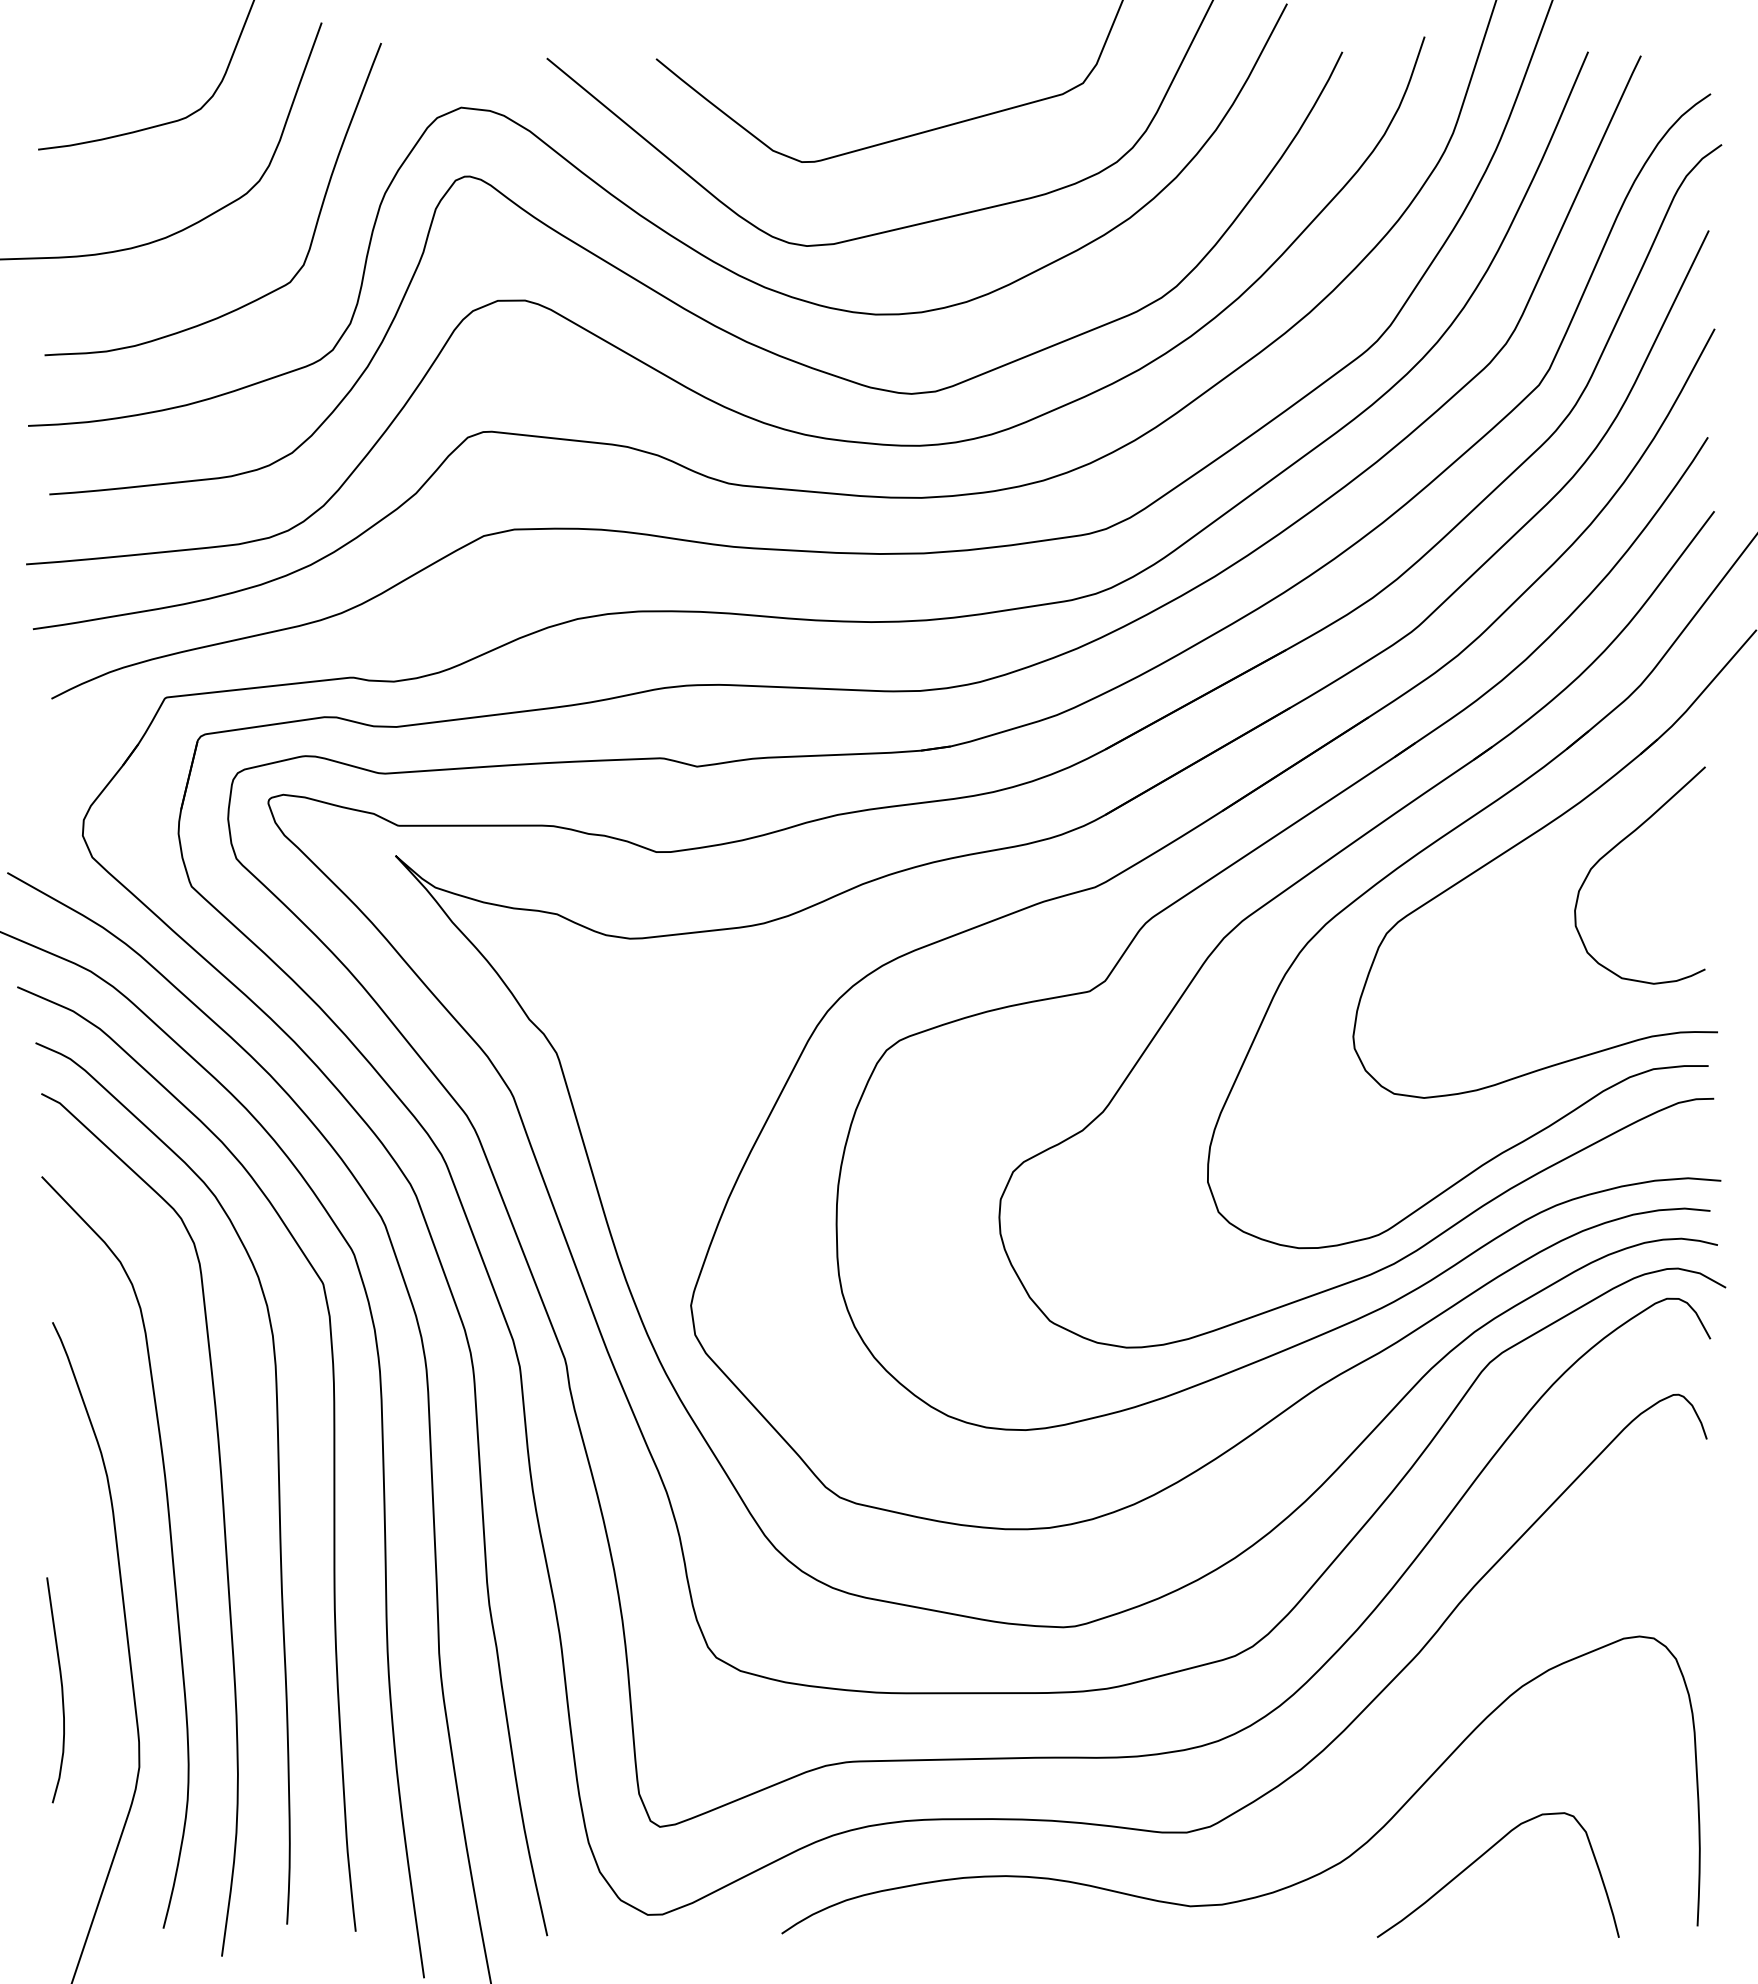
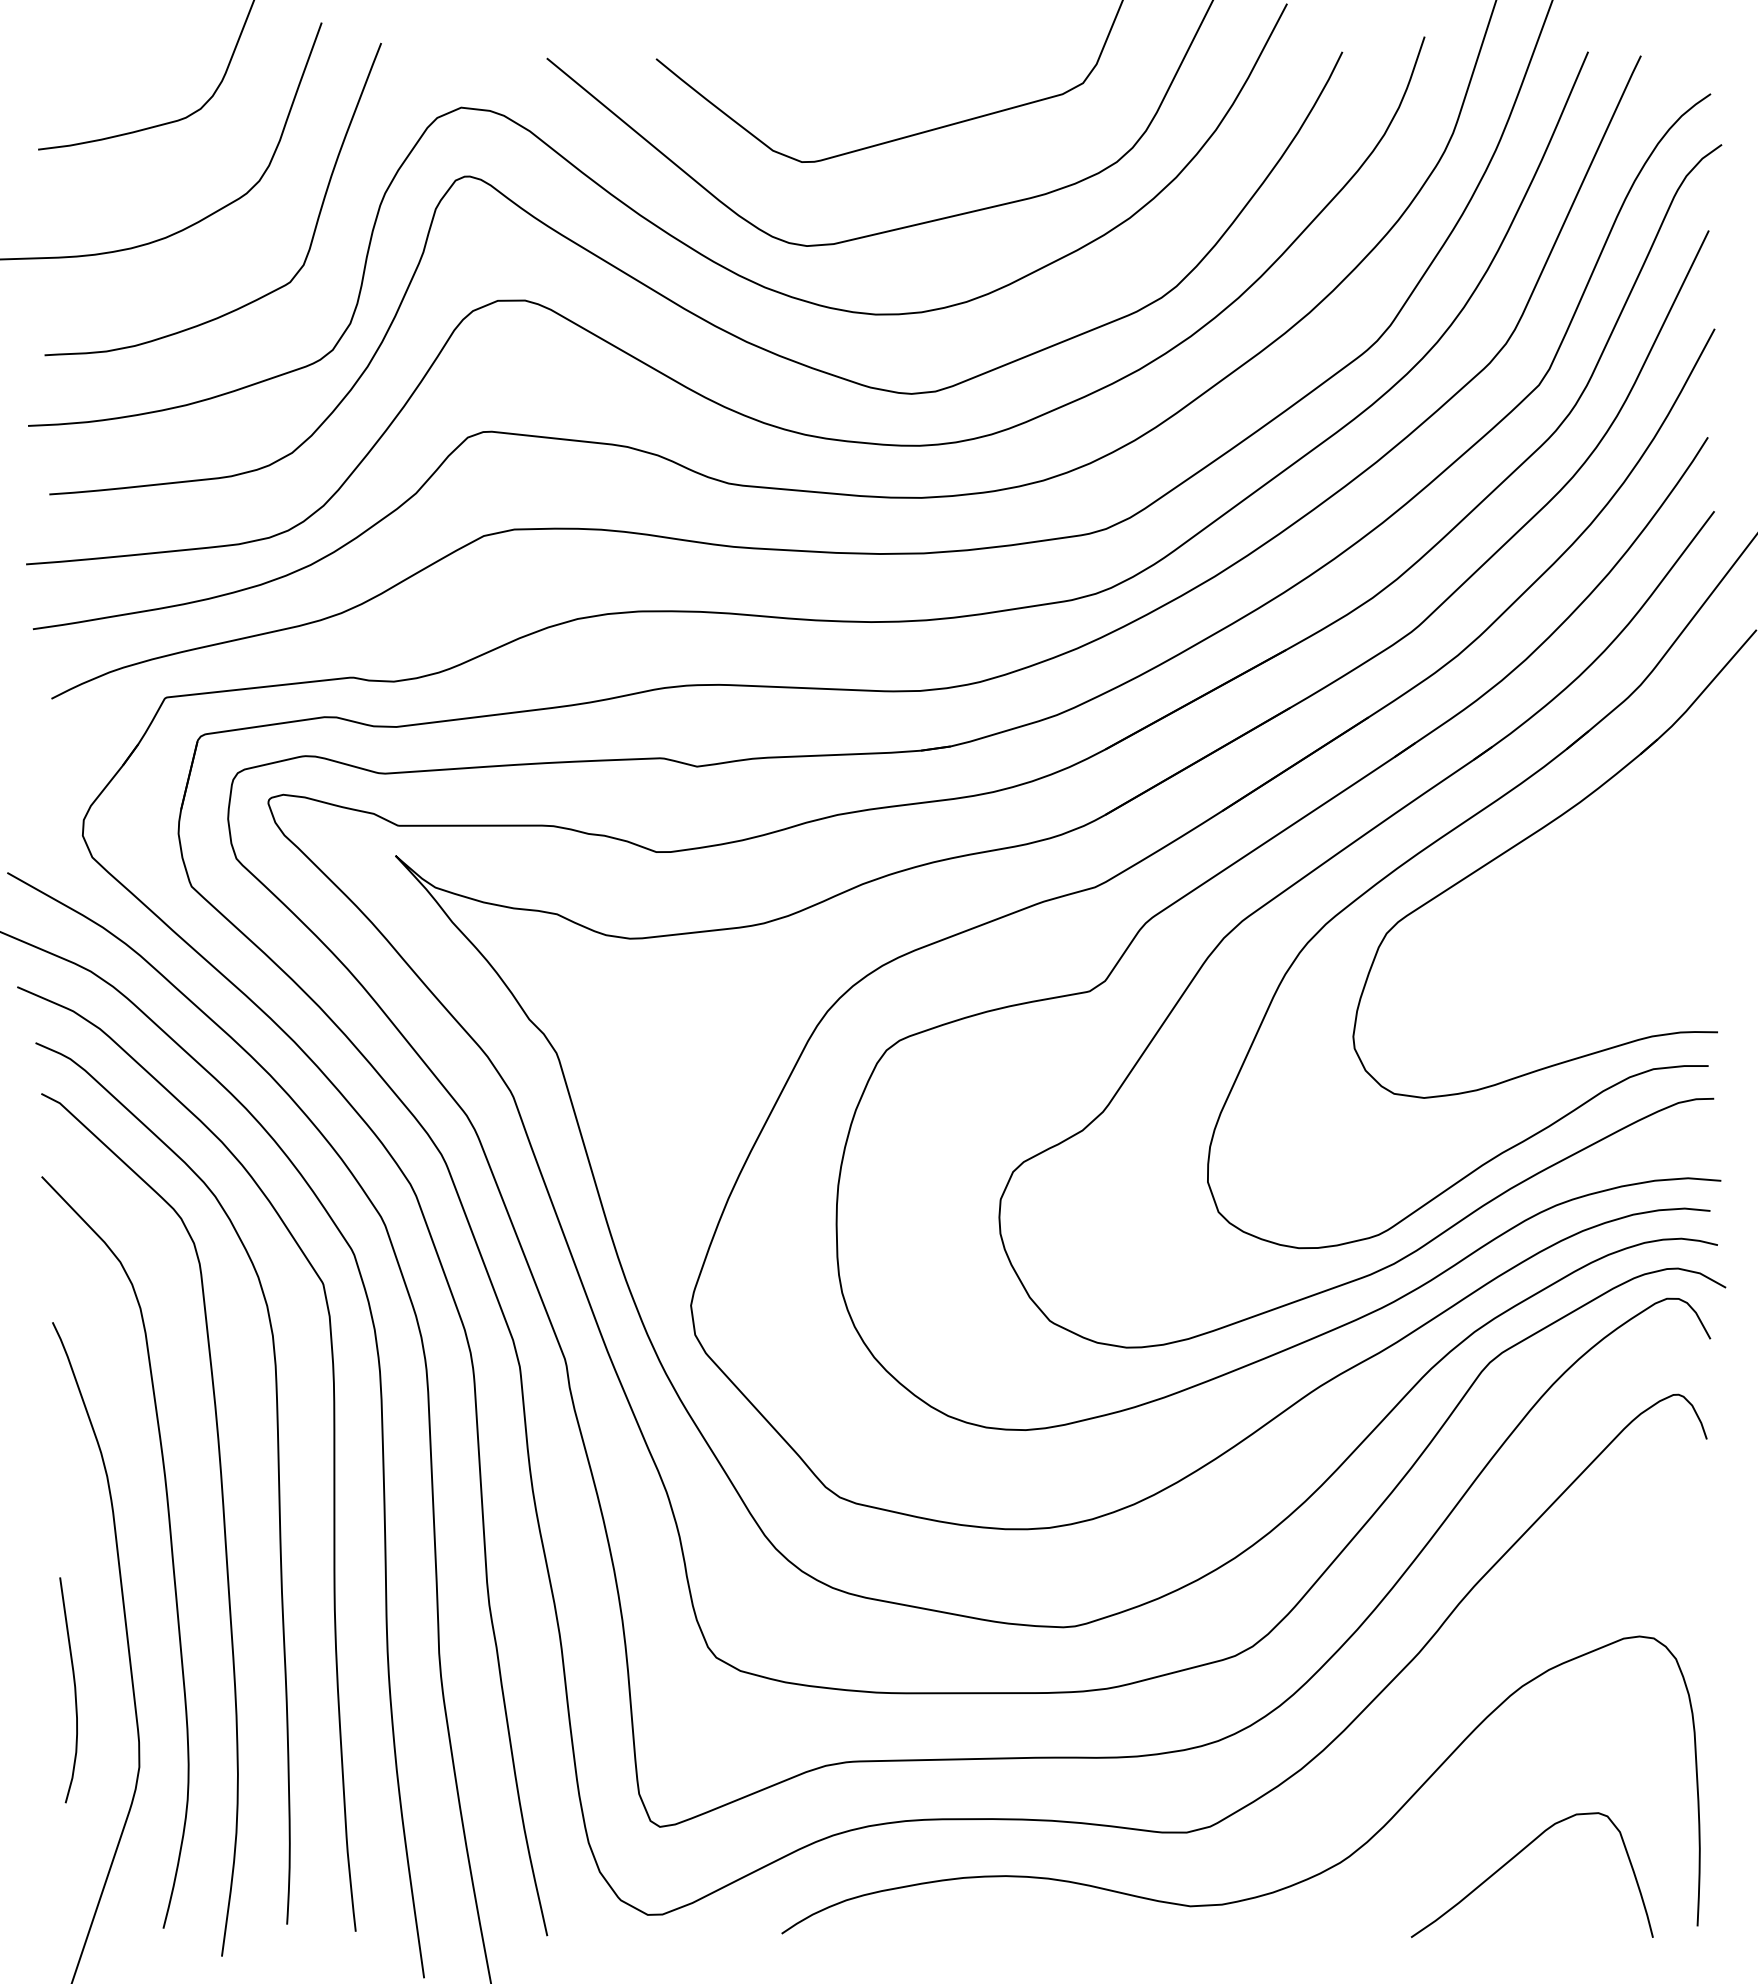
curve: present -> none (1618, 845)
curve position: (61, 1690) -> (74, 1690) (74, 1690)
curve position: (1481, 1857) -> (1515, 1857) (1515, 1857)
